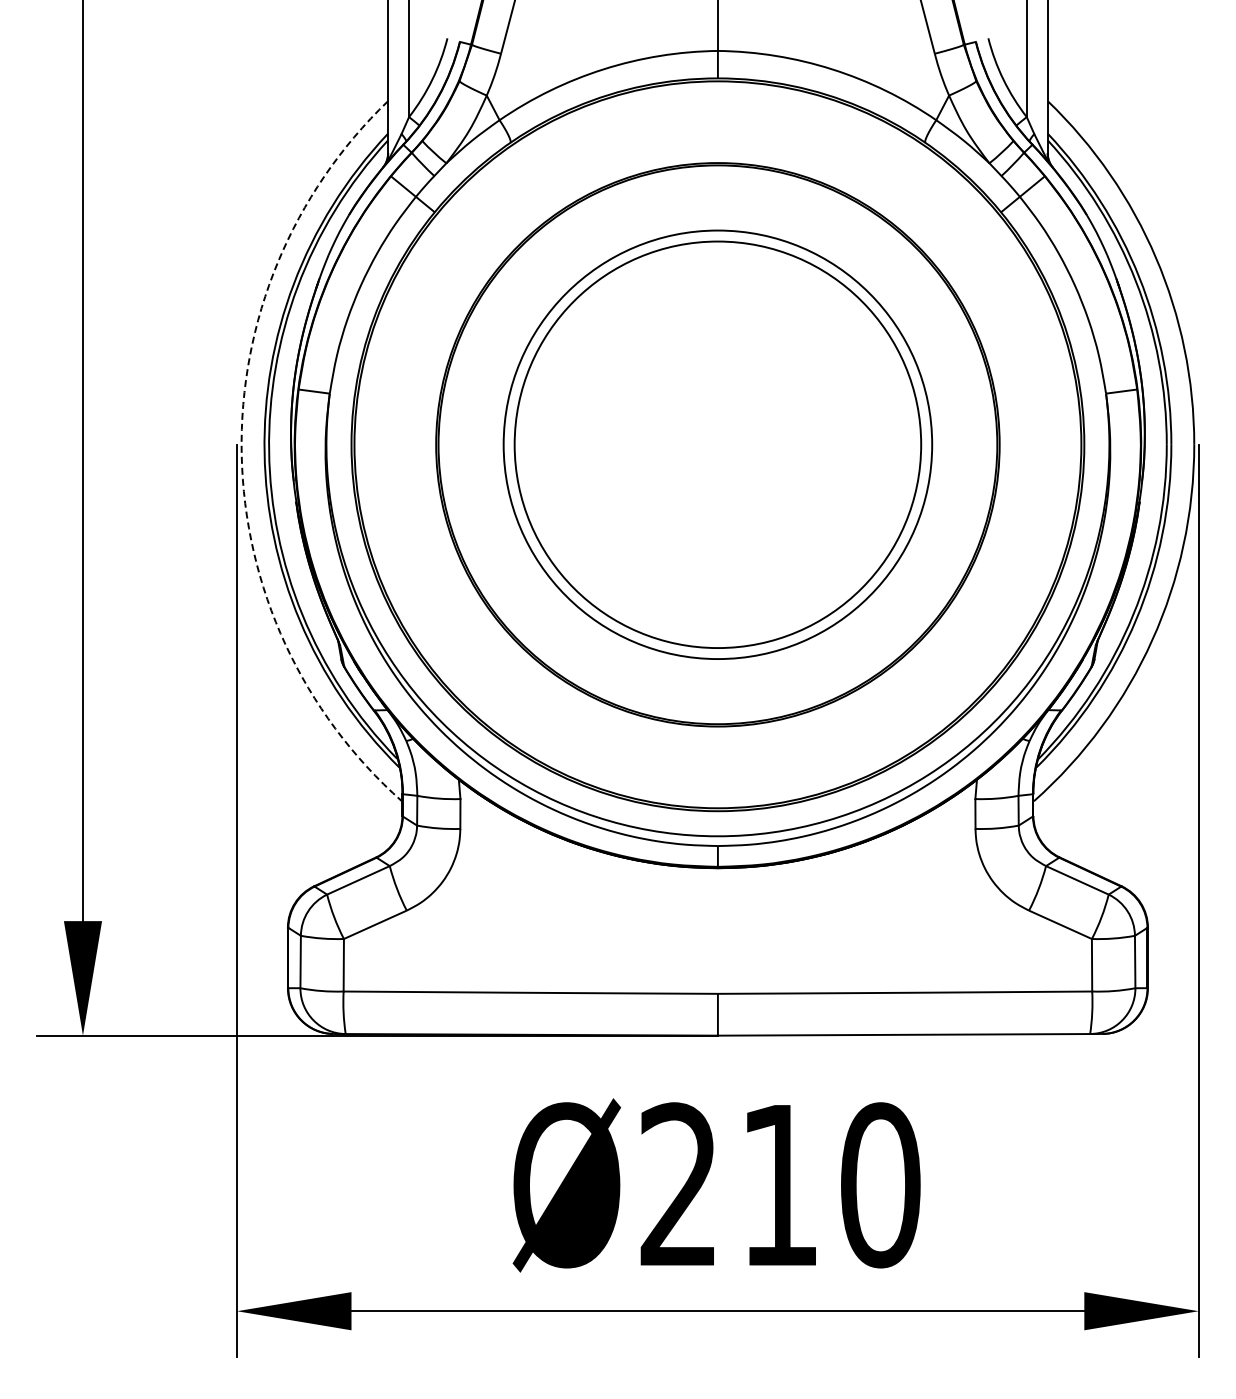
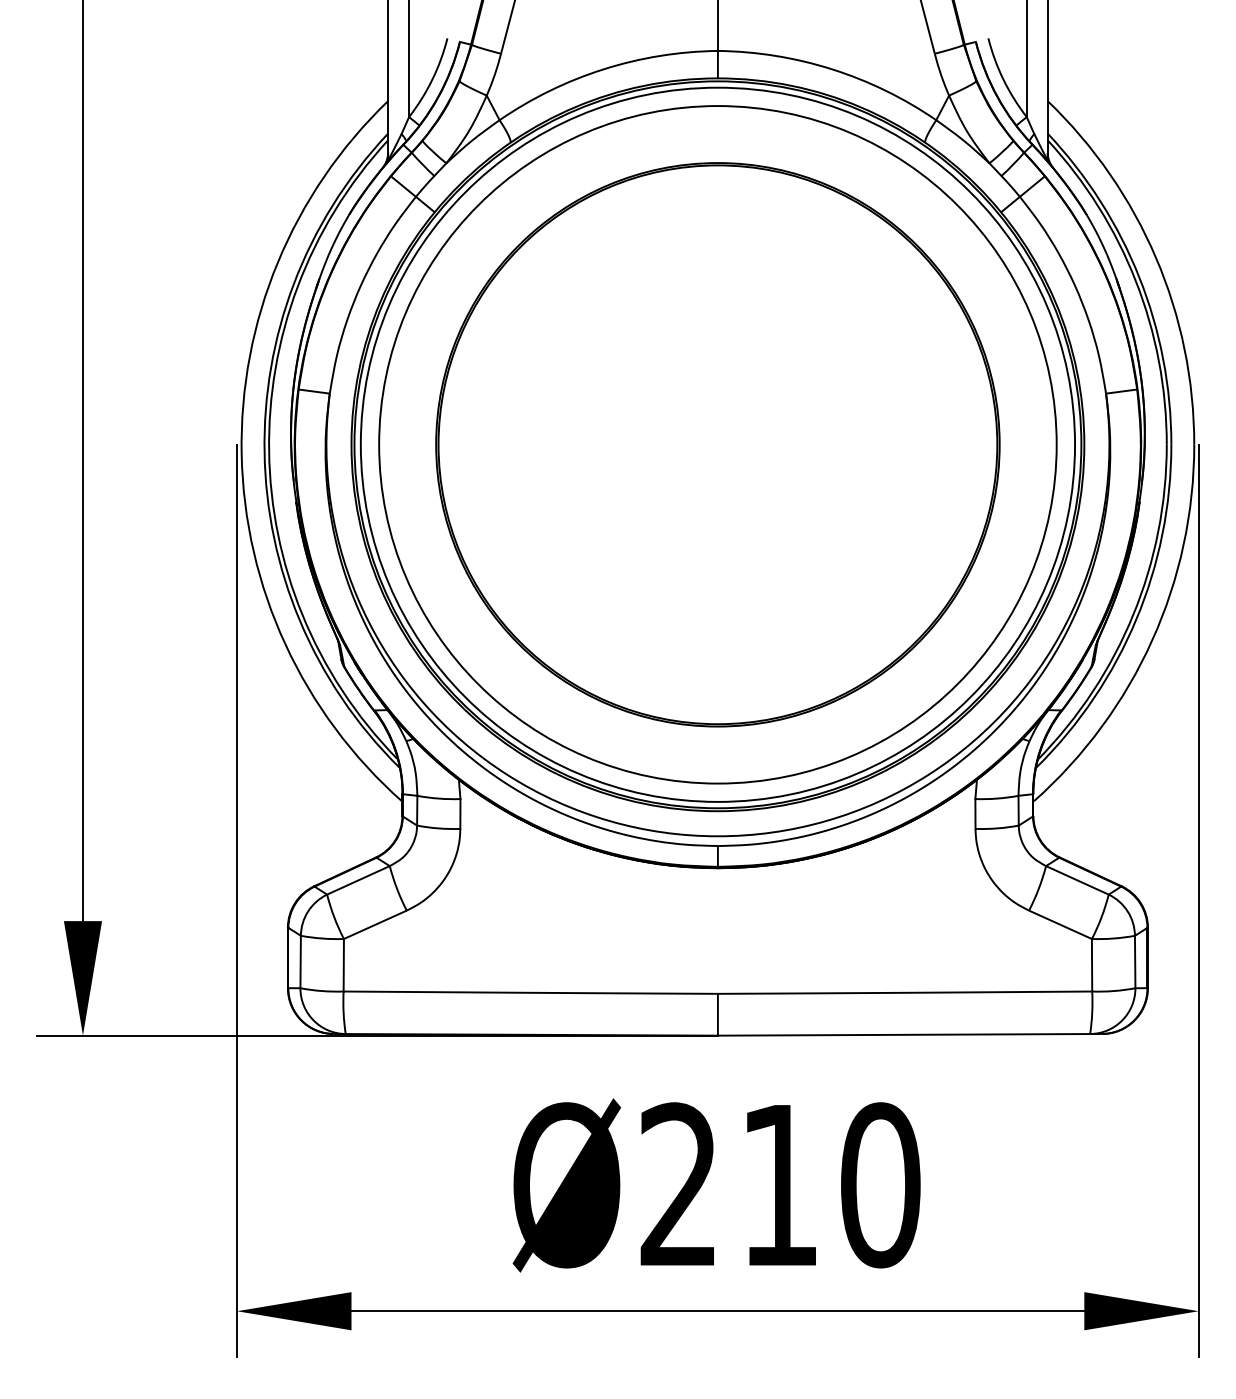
circle diameter: 407 px -> 678 px (717, 444)
circle diameter: 429 px -> 714 px (717, 444)
arc: dashed -> solid (241, 454)
